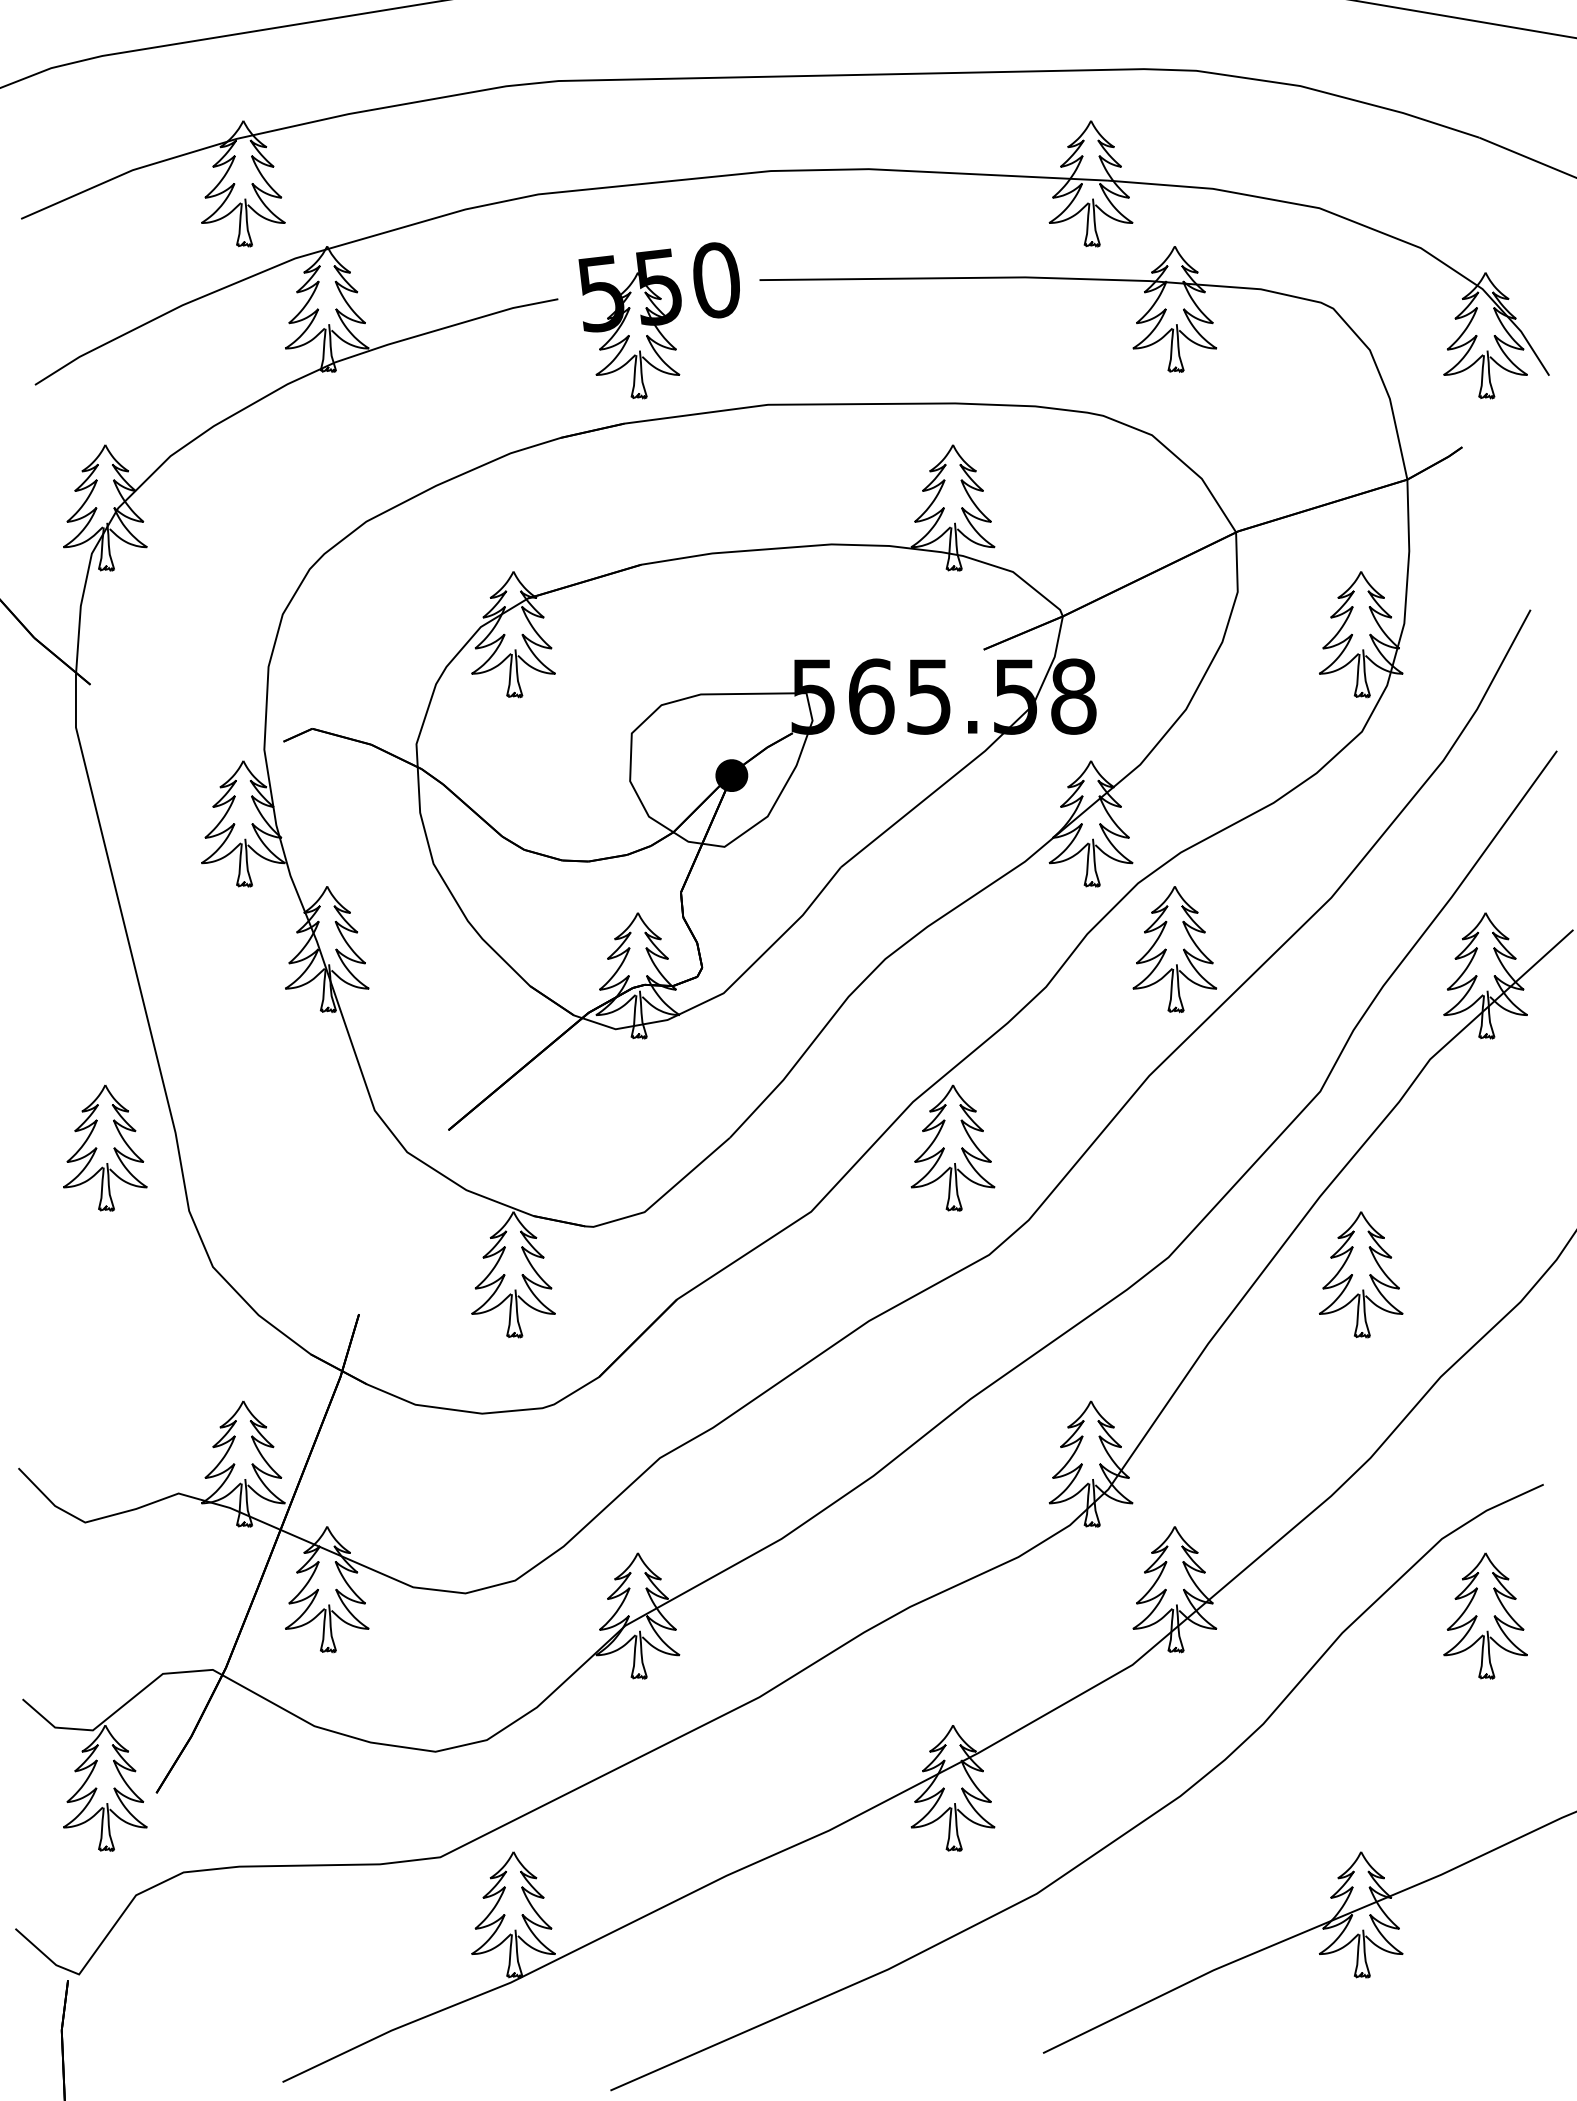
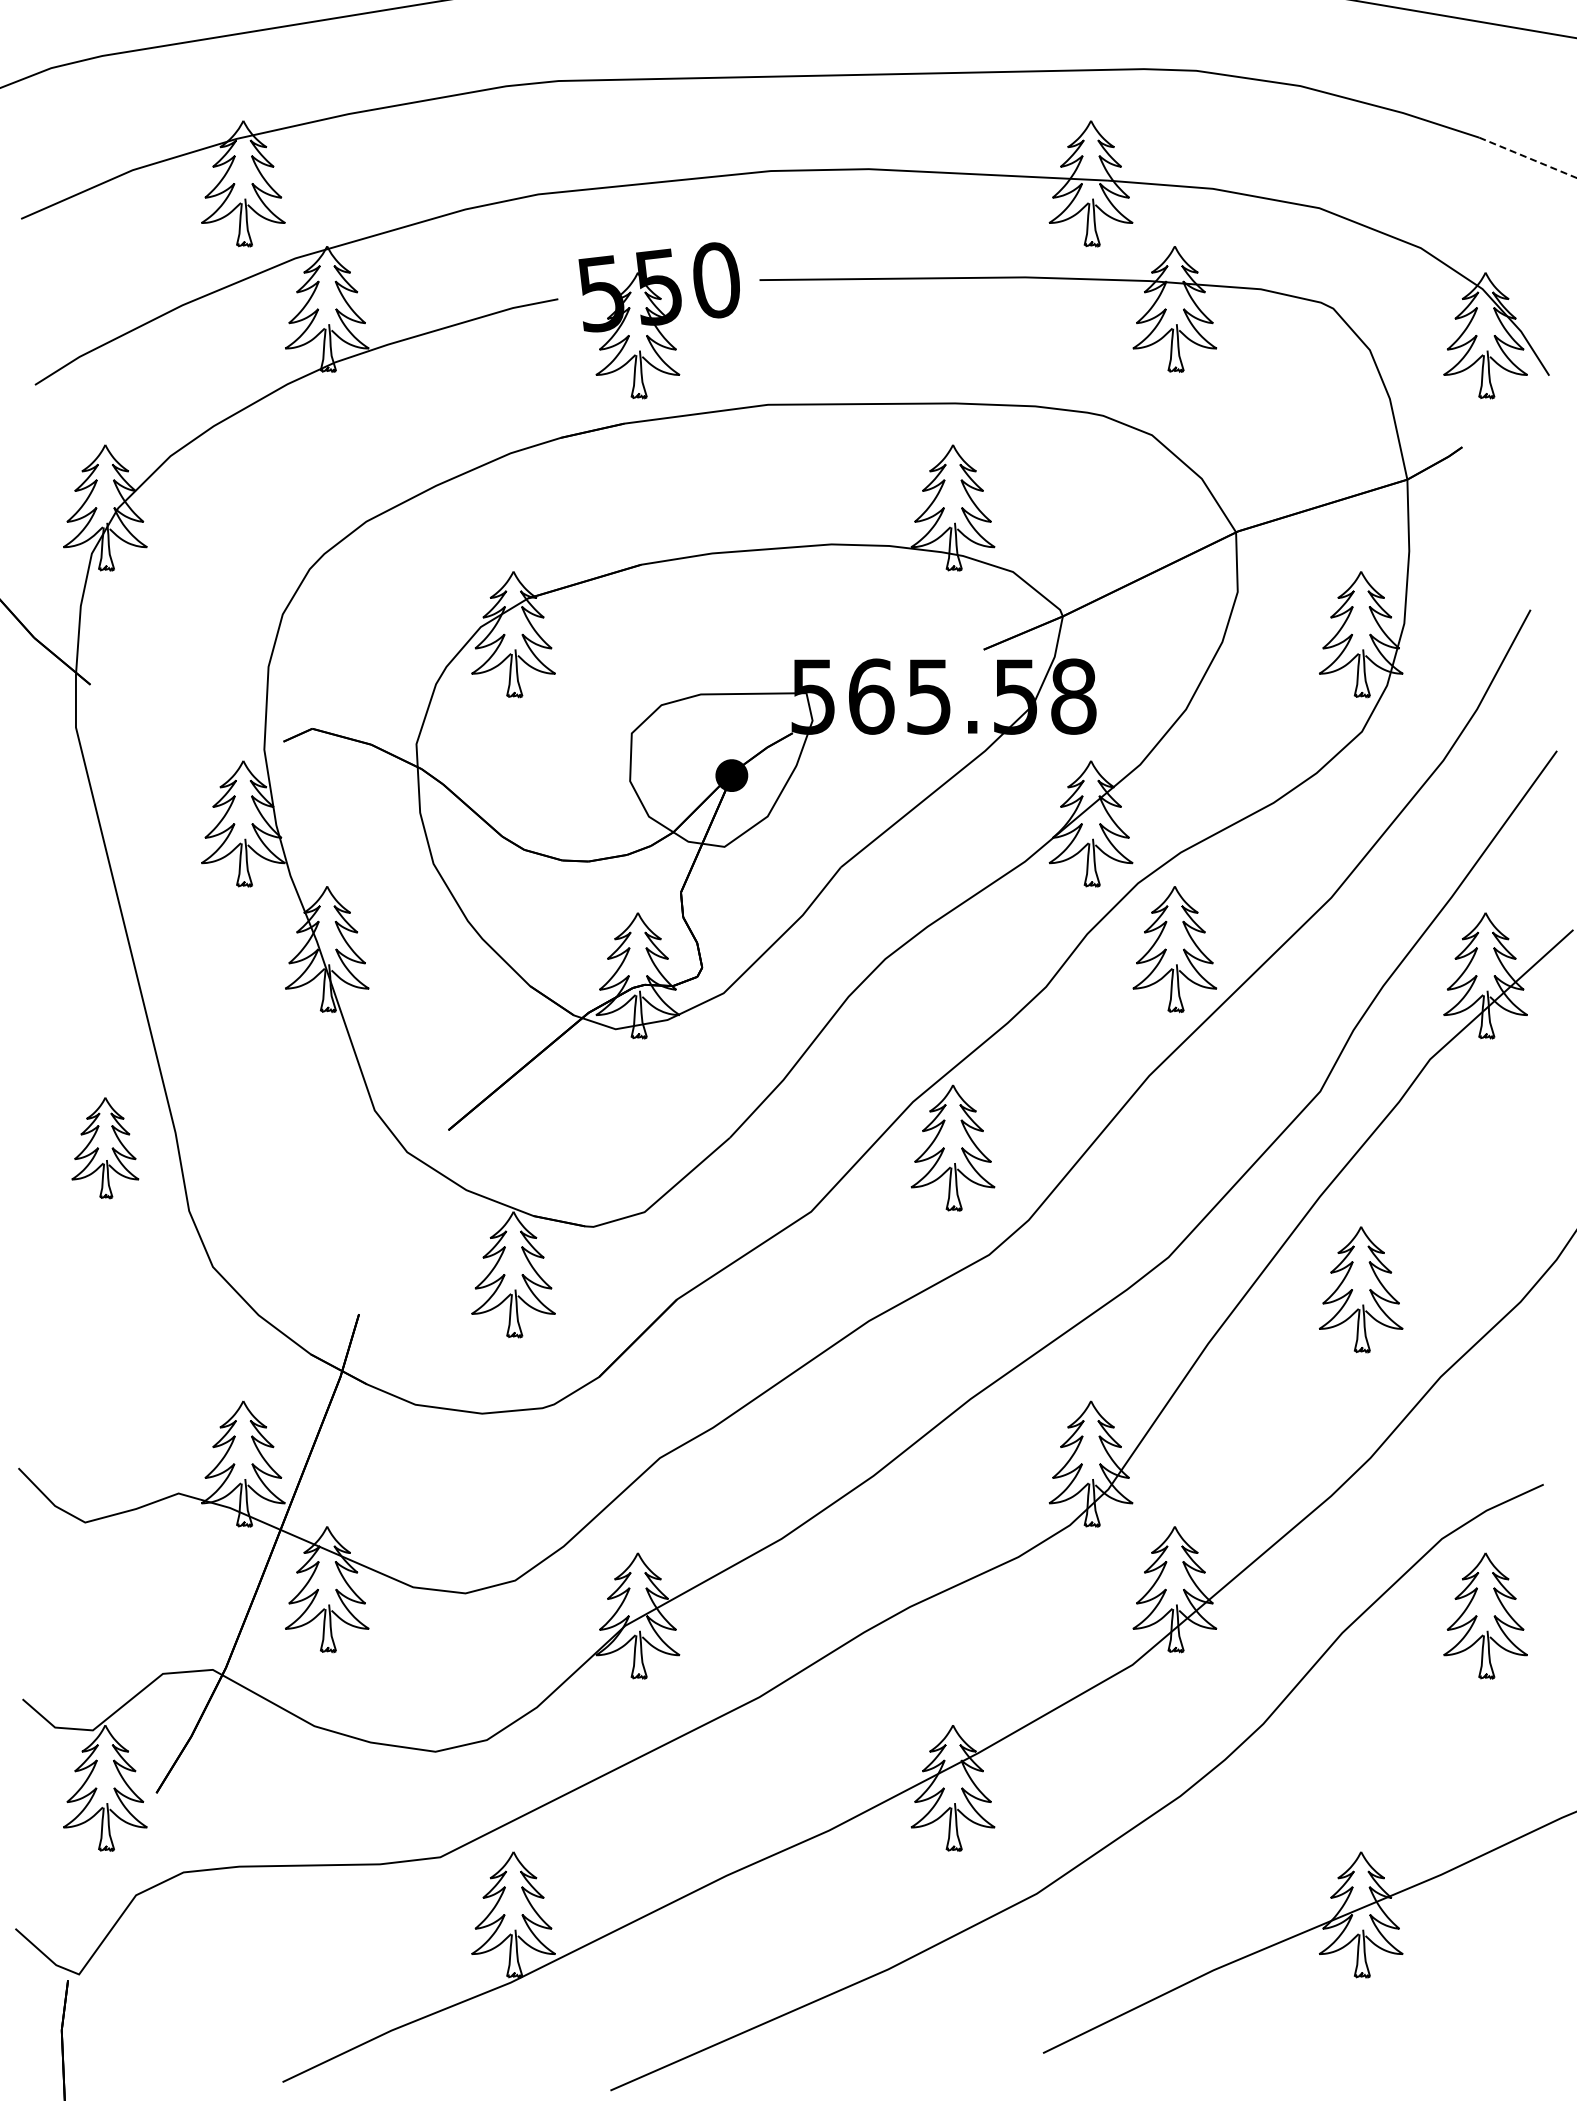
line: solid -> dashed (1528, 157)
part size: 85x128 px -> 69x103 px (105, 1148)
part position: (1360, 1274) -> (1360, 1289) (1360, 1289)
